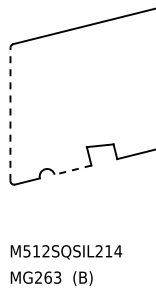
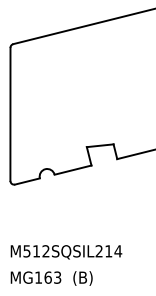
line: dashed -> solid (10, 114)
line: dashed -> solid (73, 170)
text: MG263 -> MG163 (38, 277)
